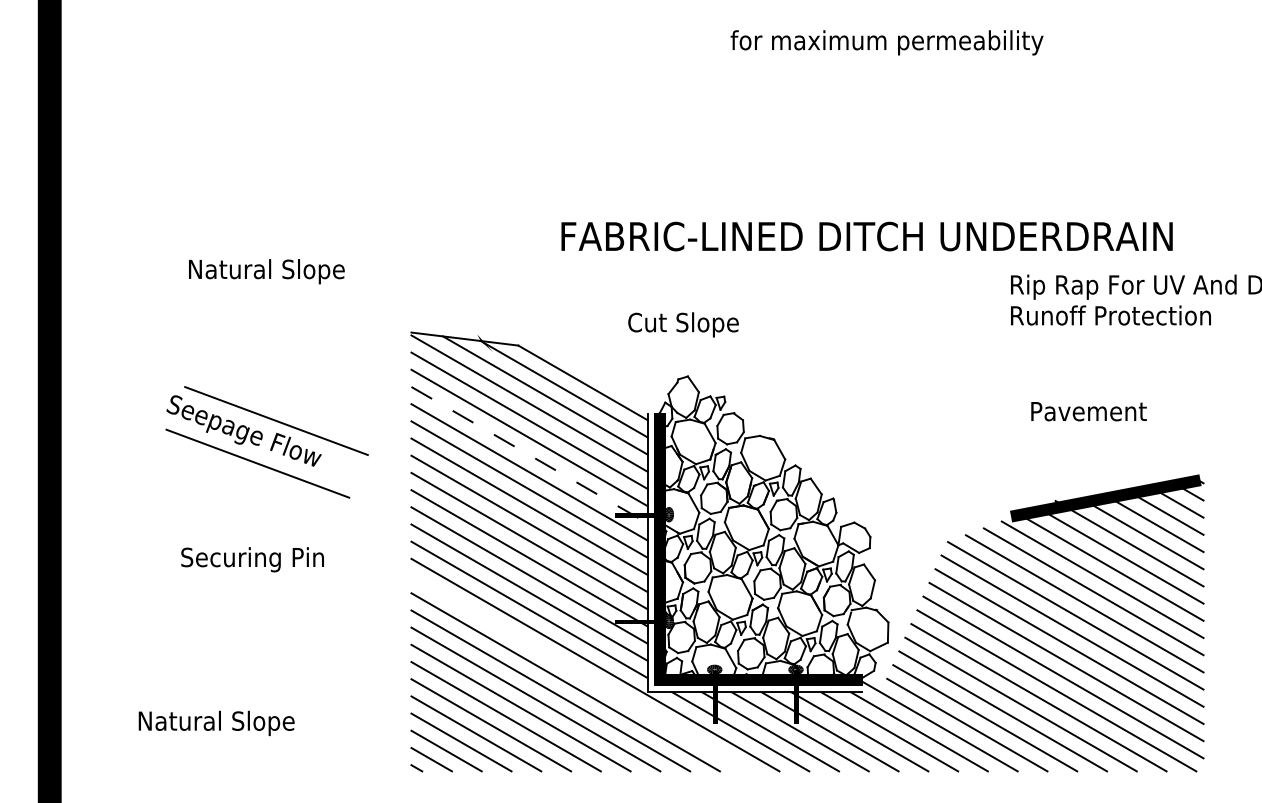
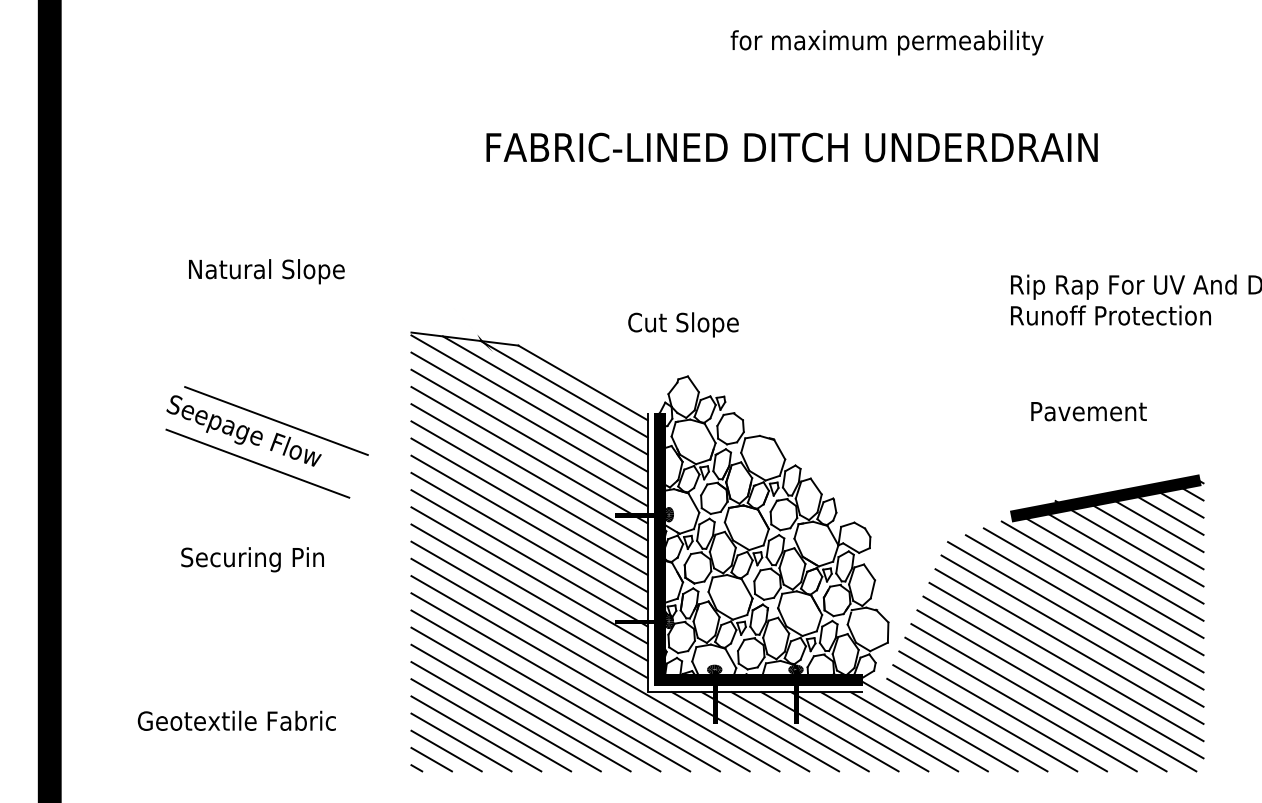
text position: (866, 236) -> (791, 147) (791, 147)
line: dashed -> solid (530, 455)
line: none -> present (580, 673)
text: Natural Slope -> Geotextile Fabric (236, 723)
